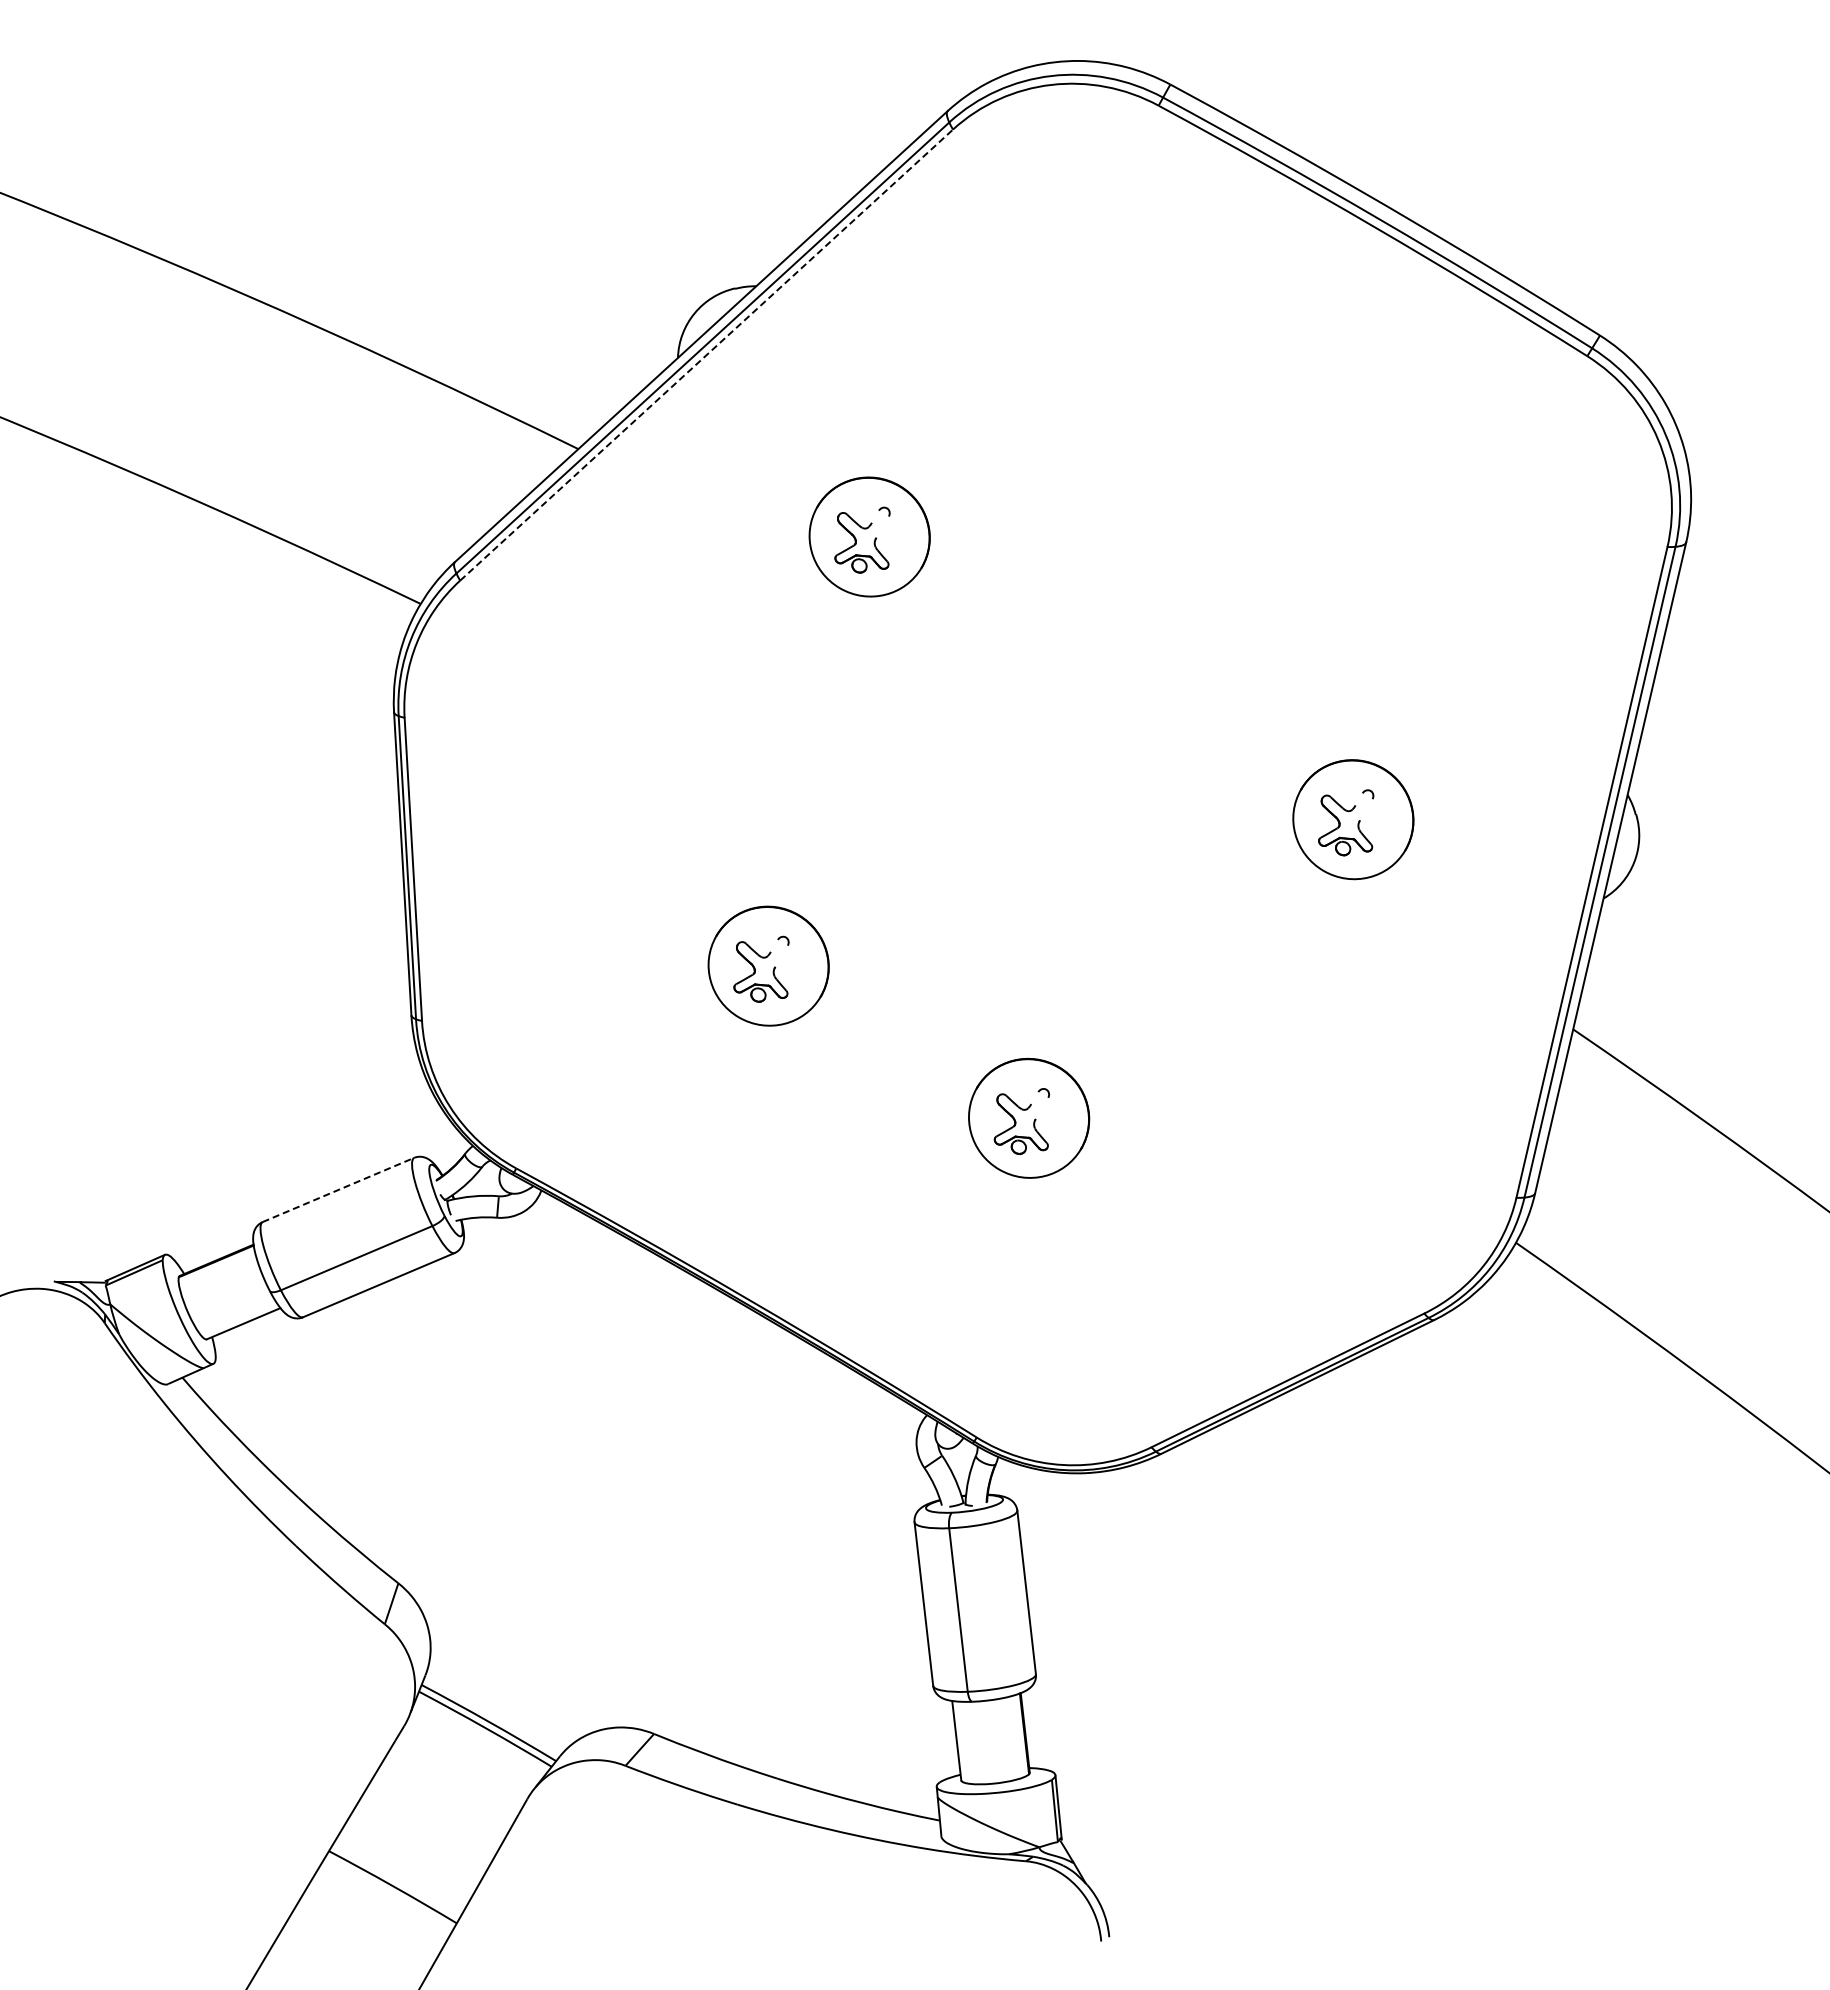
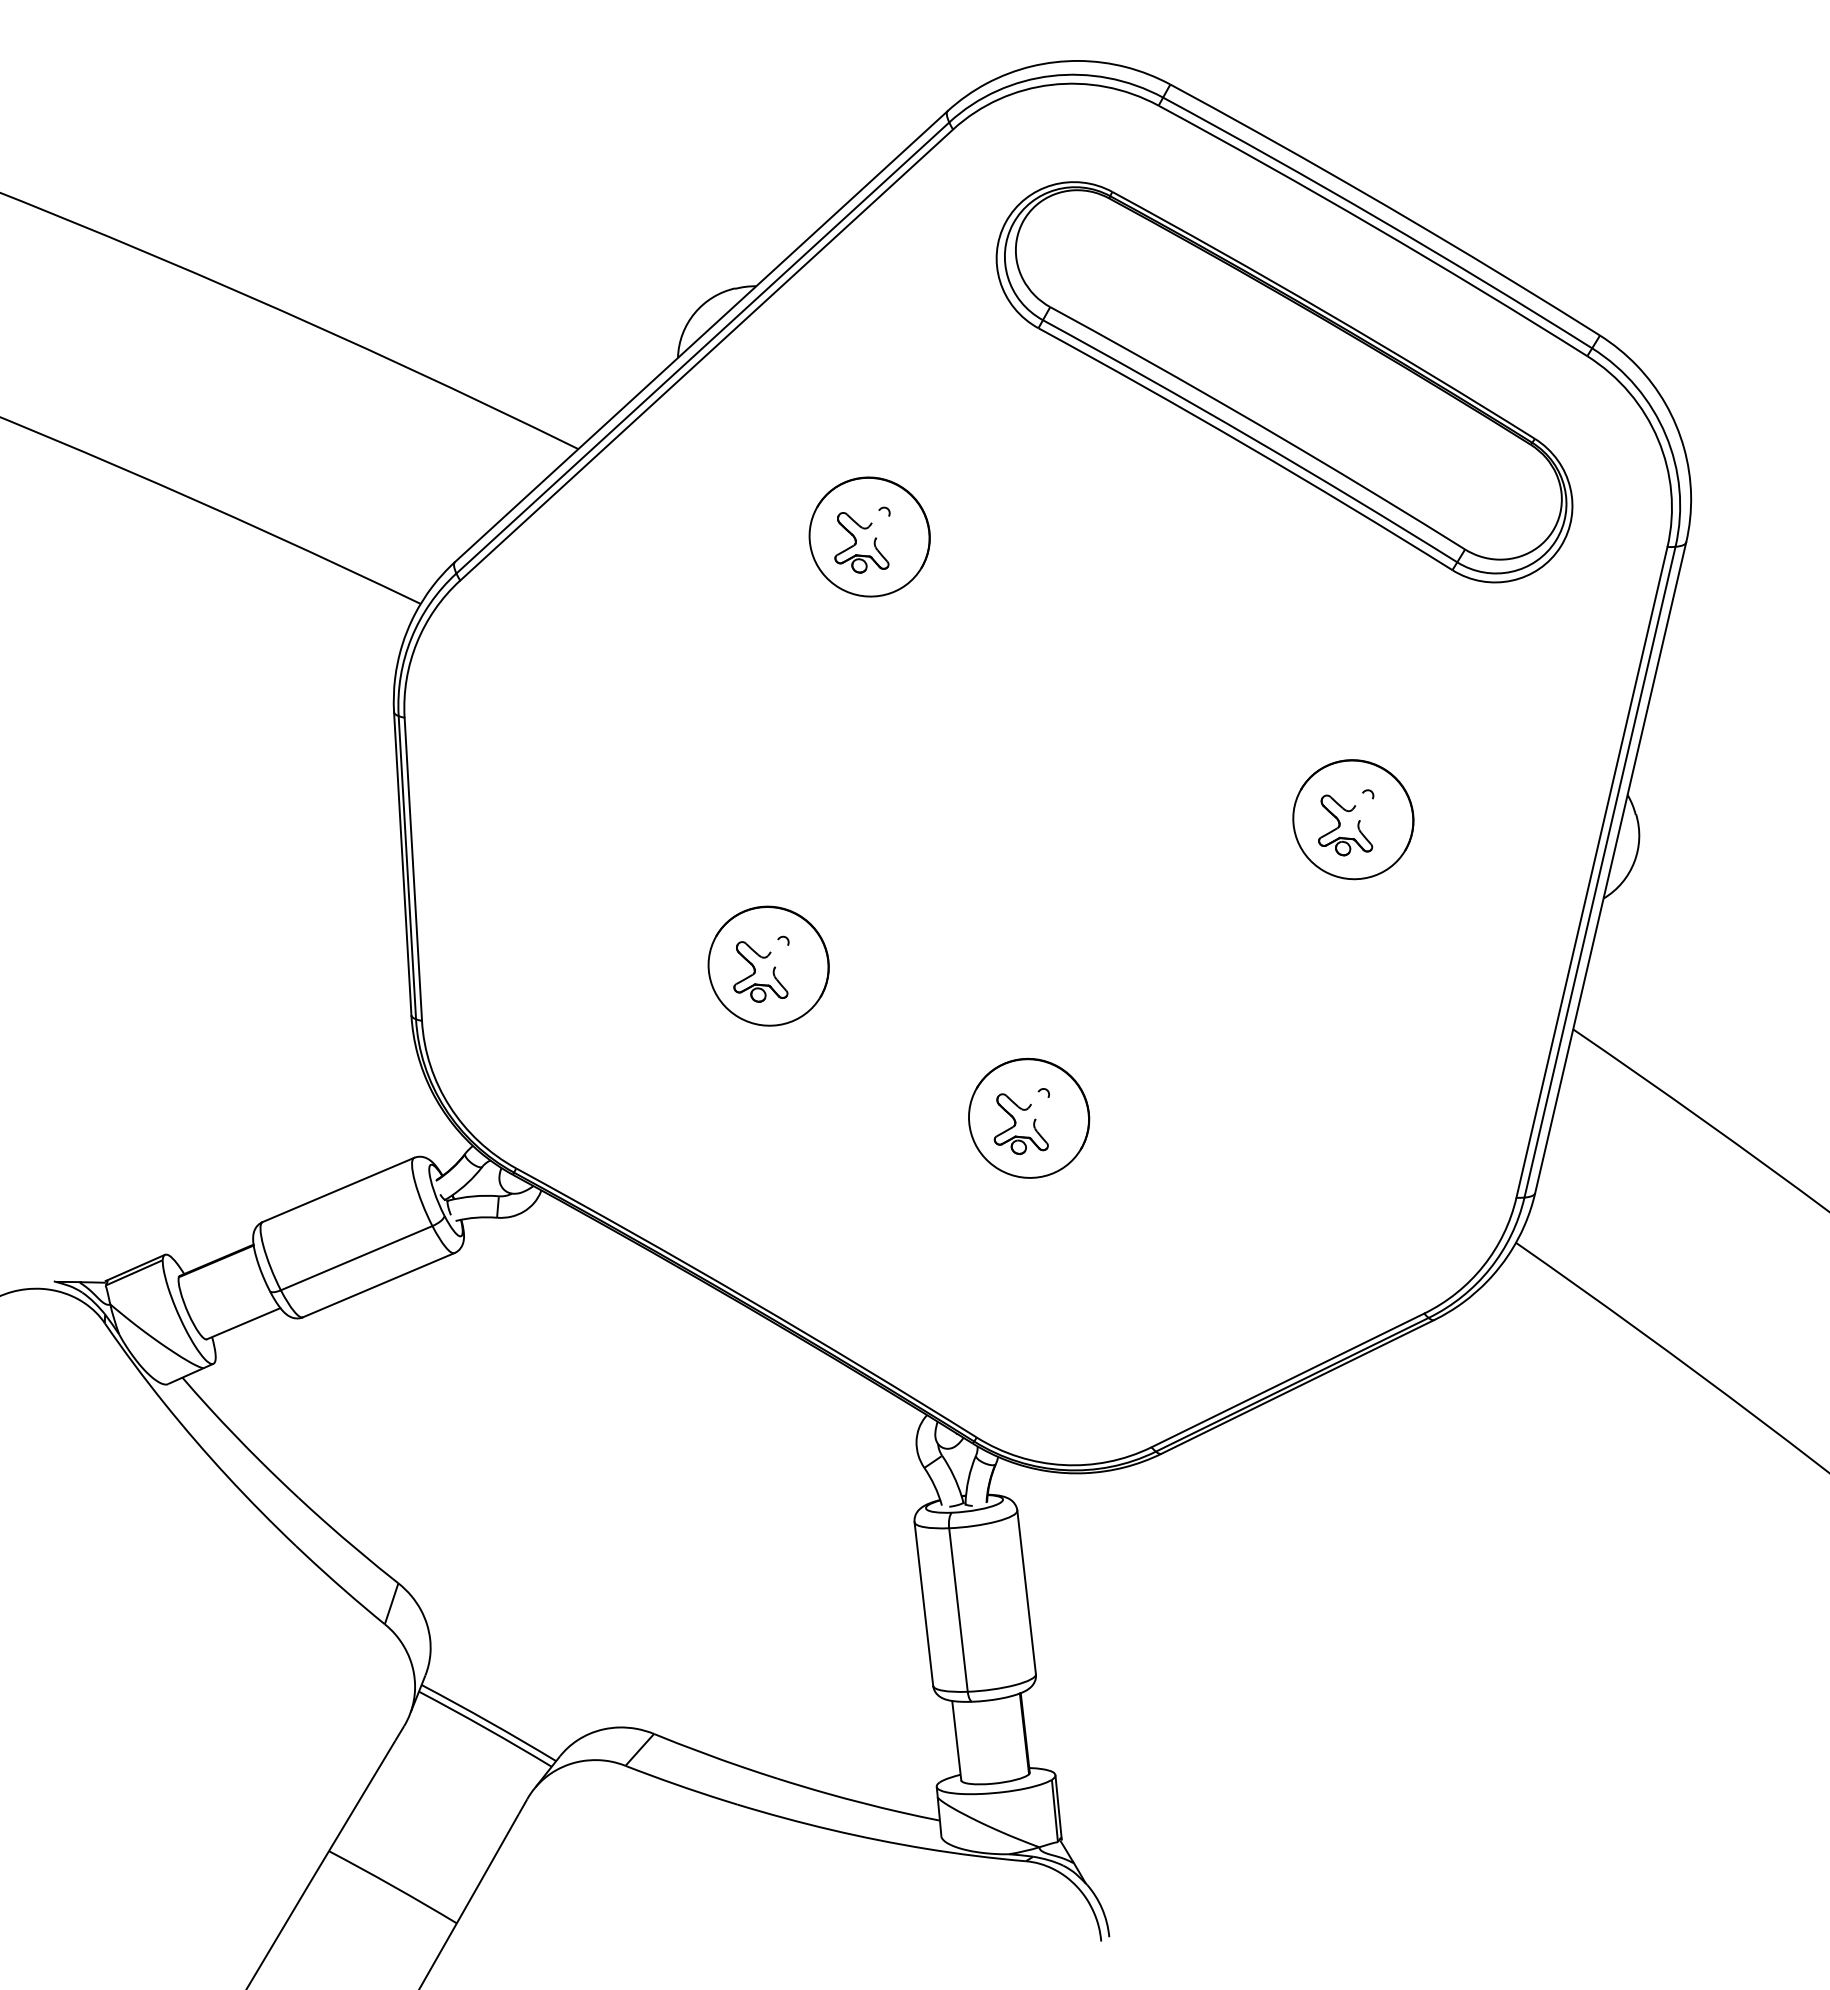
line: dashed -> solid (707, 354)
part: none -> present (1284, 382)
line: dashed -> solid (338, 1189)
